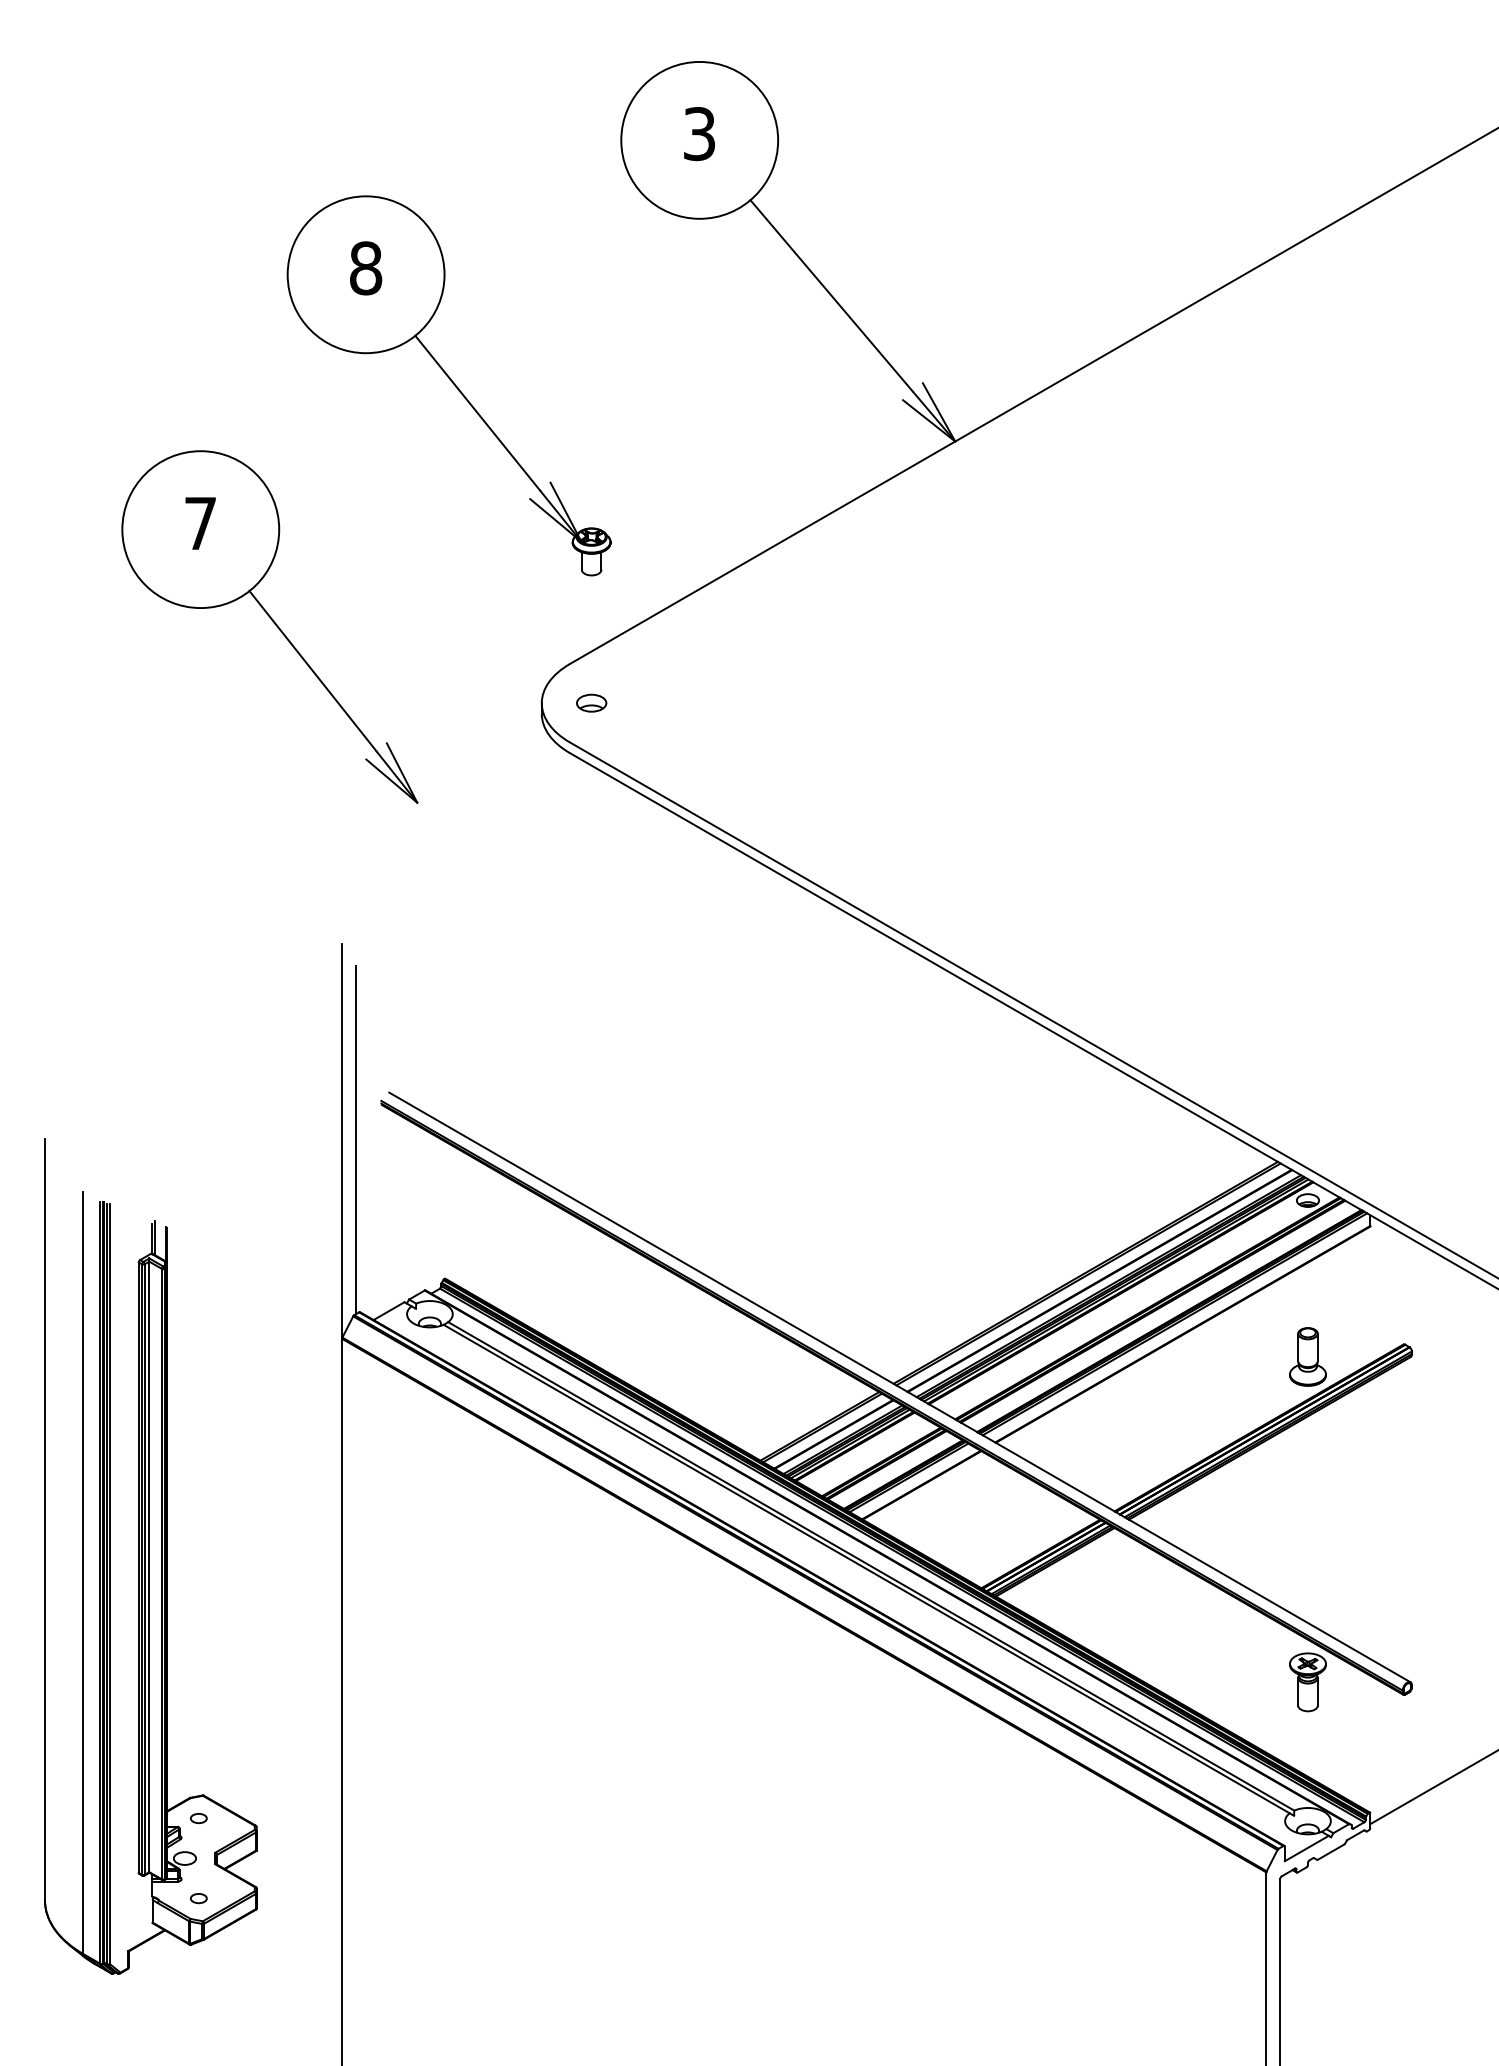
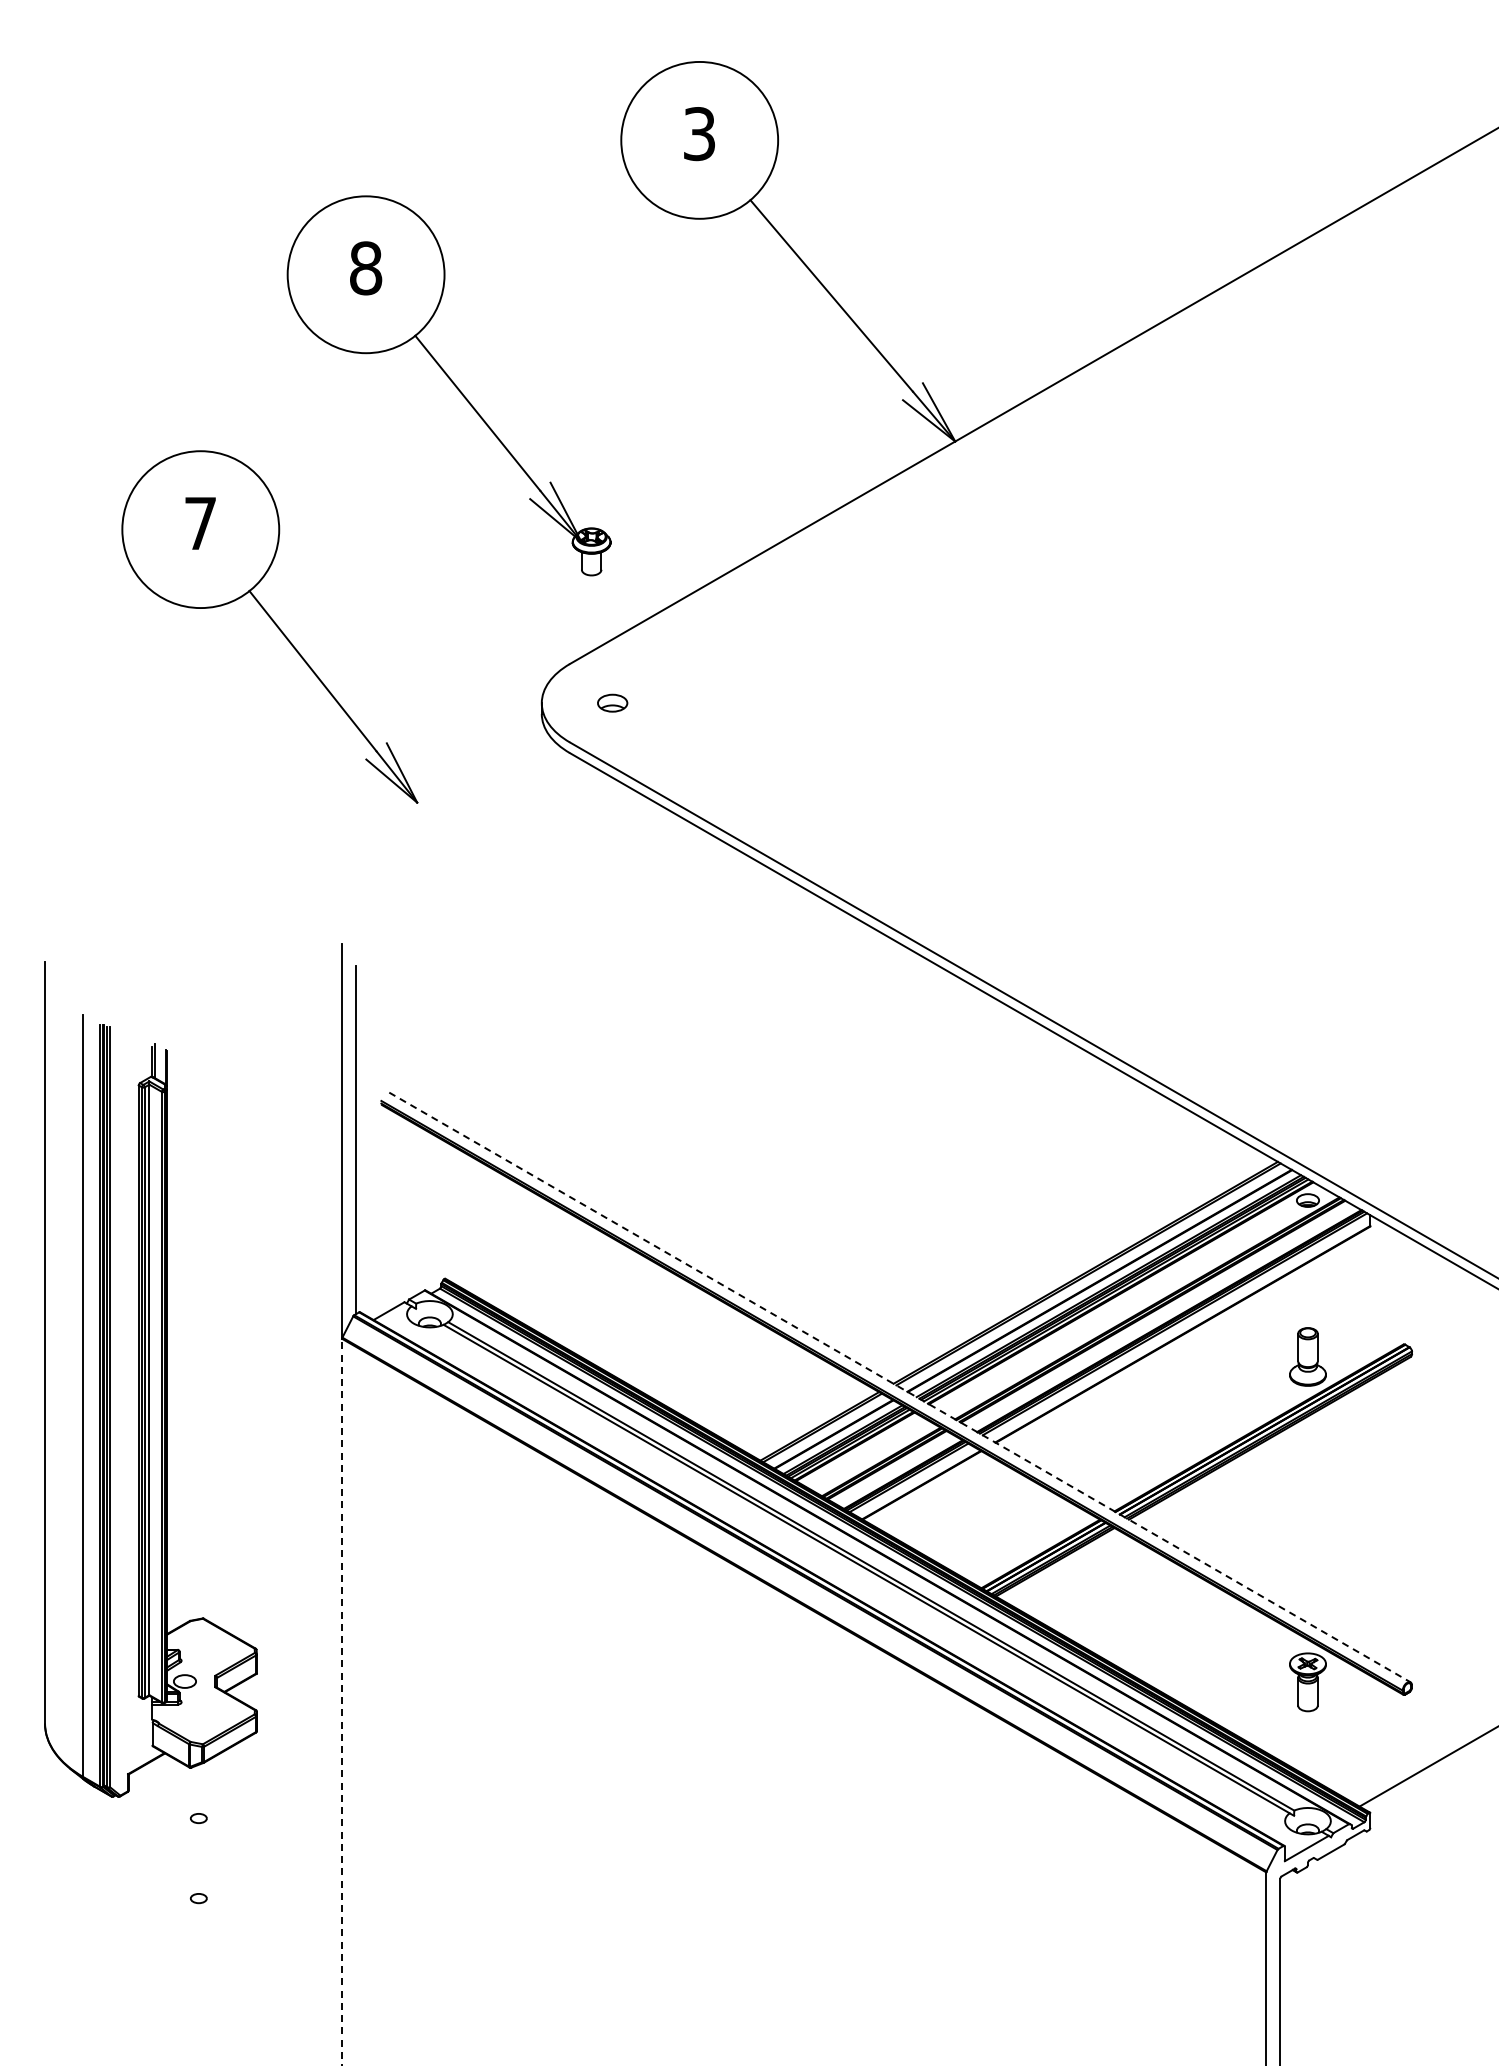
part position: (591, 702) -> (612, 702) (612, 702)
line: solid -> dashed (899, 1387)
part position: (150, 1556) -> (150, 1379) (150, 1379)
line: solid -> dashed (342, 1701)
line position: (1432, 1787) -> (1427, 1766) (1427, 1766)
